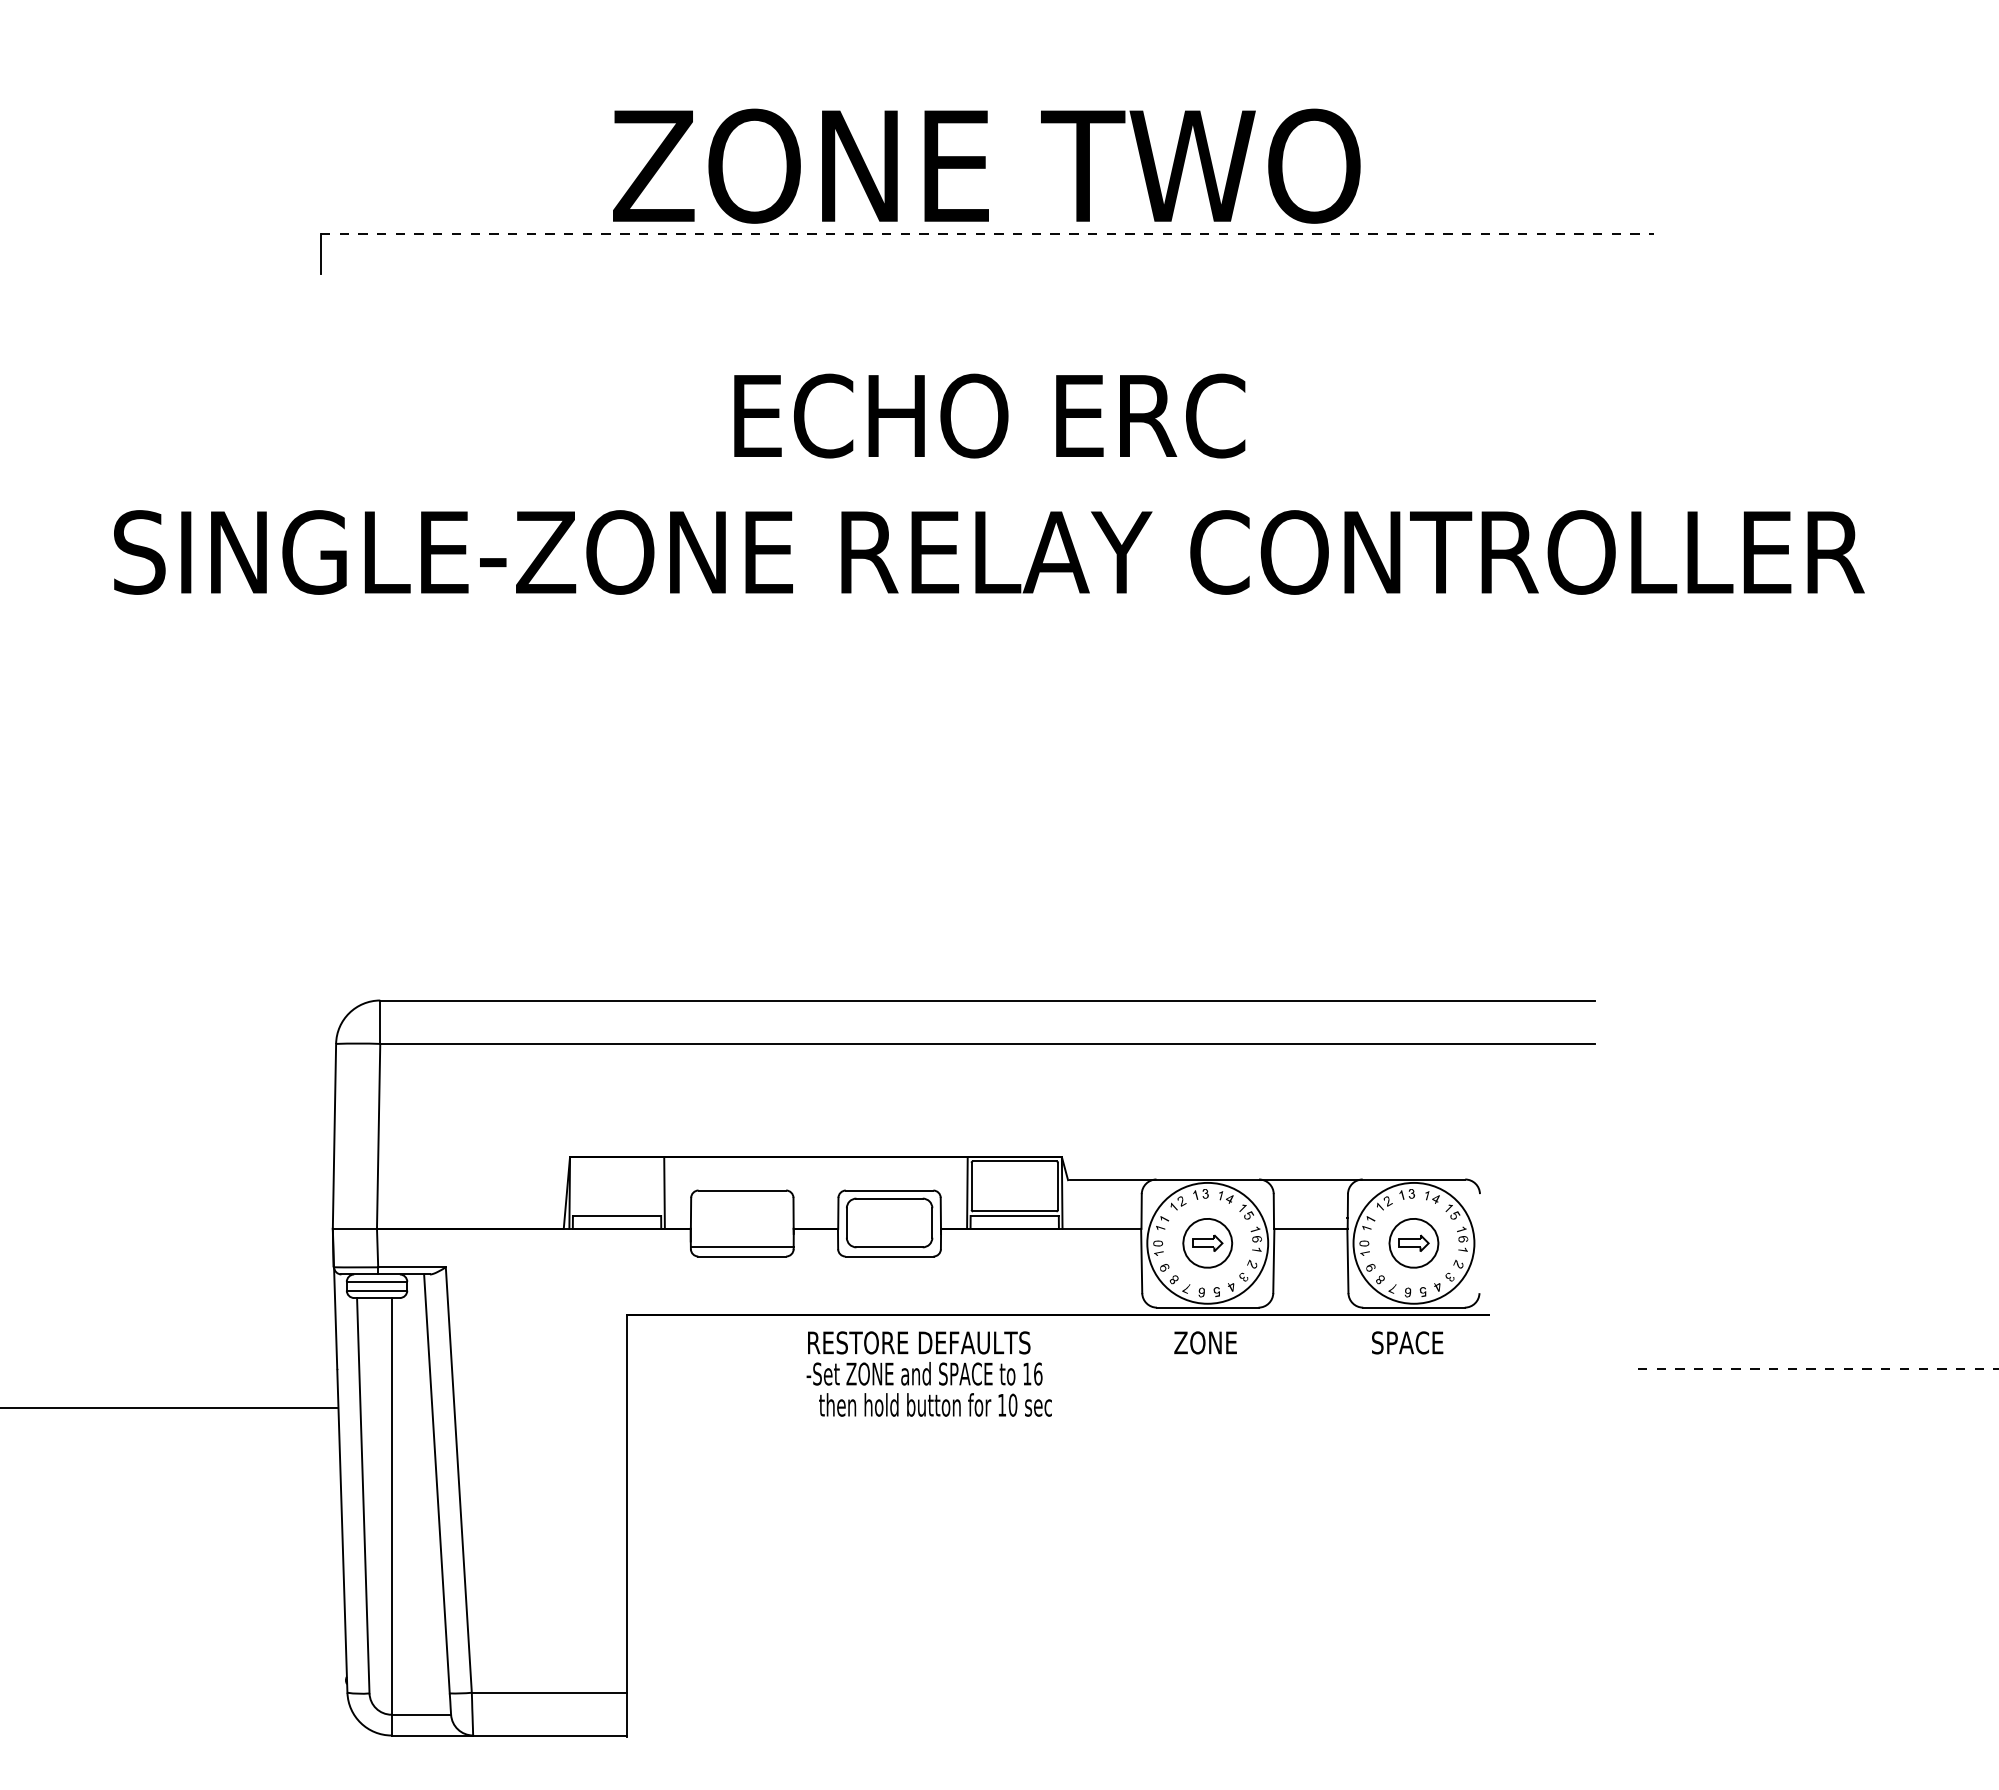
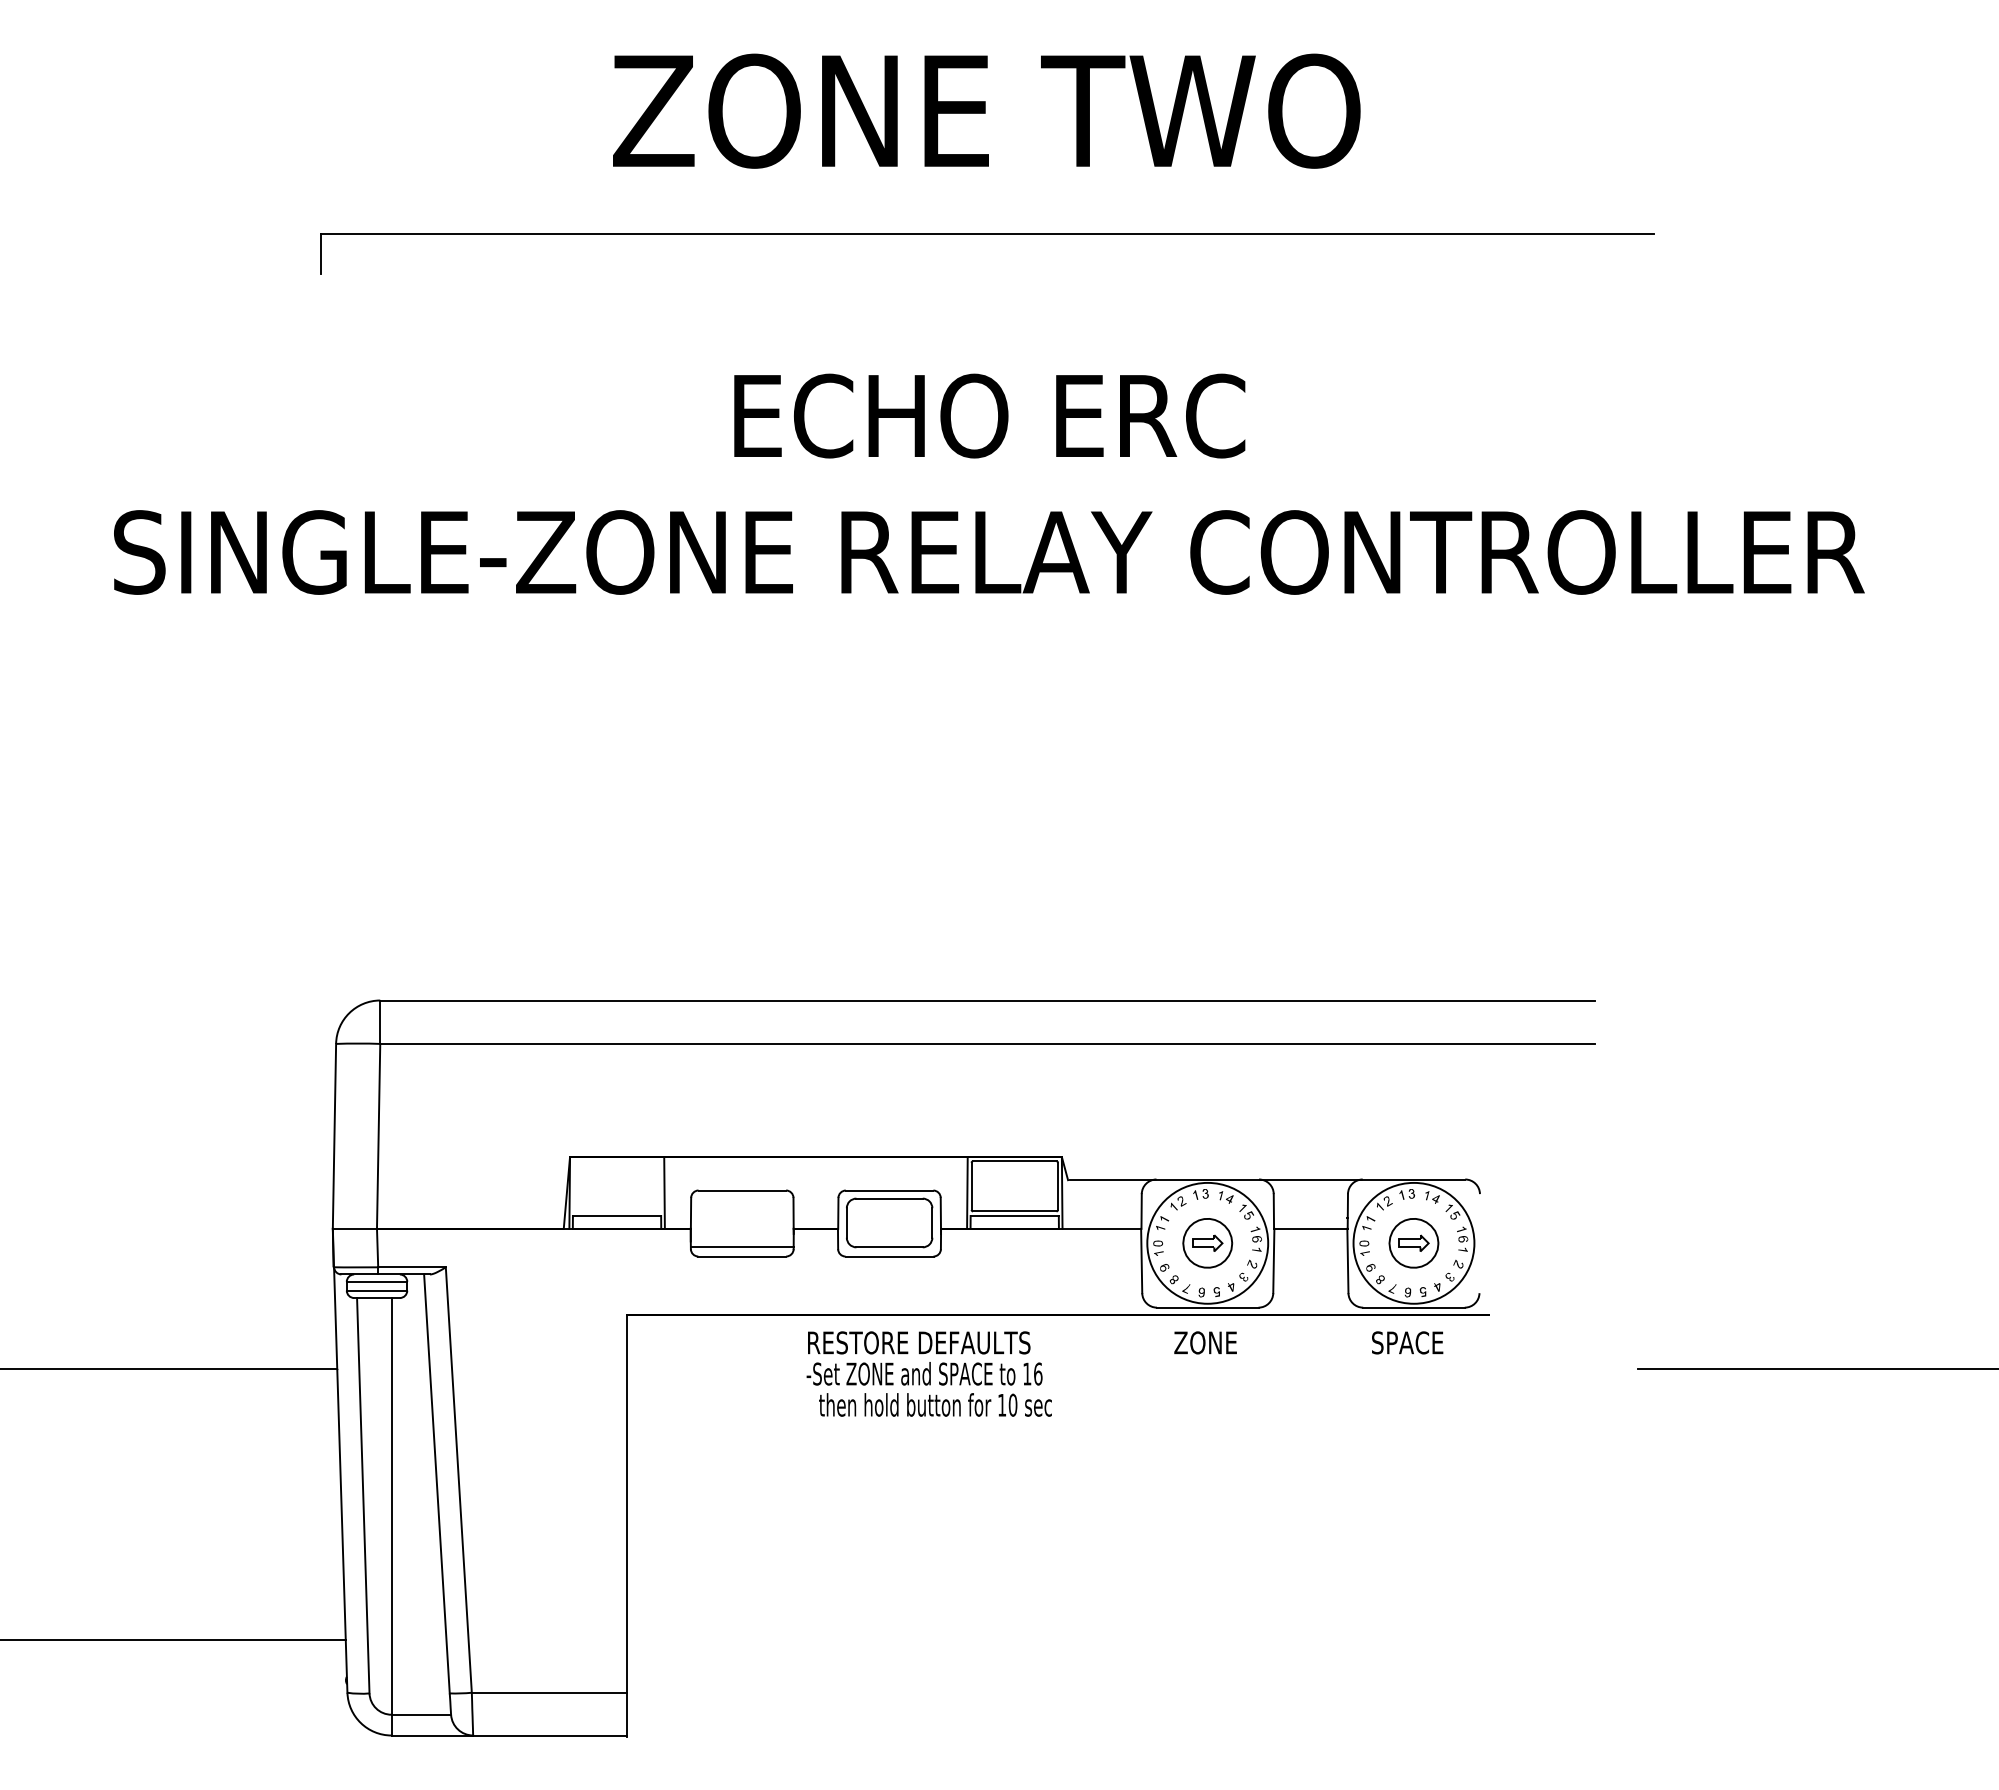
text position: (986, 165) -> (986, 110) (986, 110)
line: dashed -> solid (987, 233)
line: dashed -> solid (1818, 1368)
line position: (169, 1407) -> (169, 1368) (169, 1368)
line: none -> present (173, 1639)
